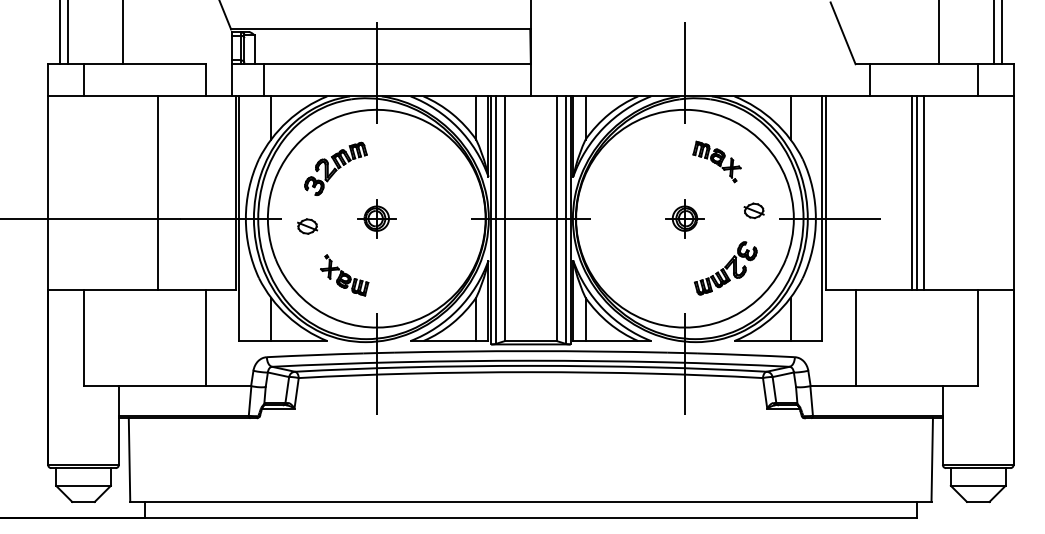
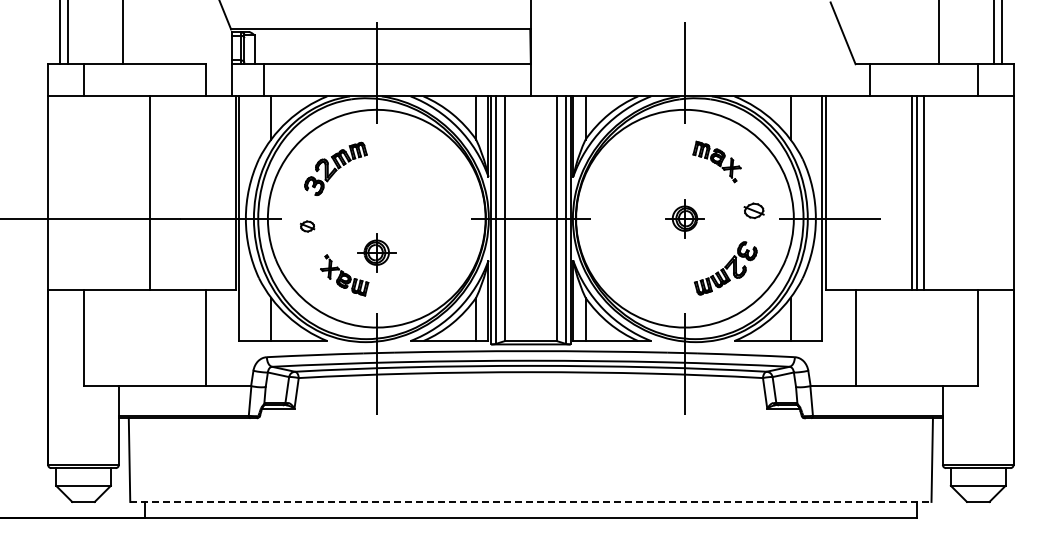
line position: (157, 192) -> (149, 192) (149, 192)
part position: (376, 218) -> (376, 252) (376, 252)
part size: 21x17 px -> 17x13 px (307, 226)
line: solid -> dashed (530, 501)
